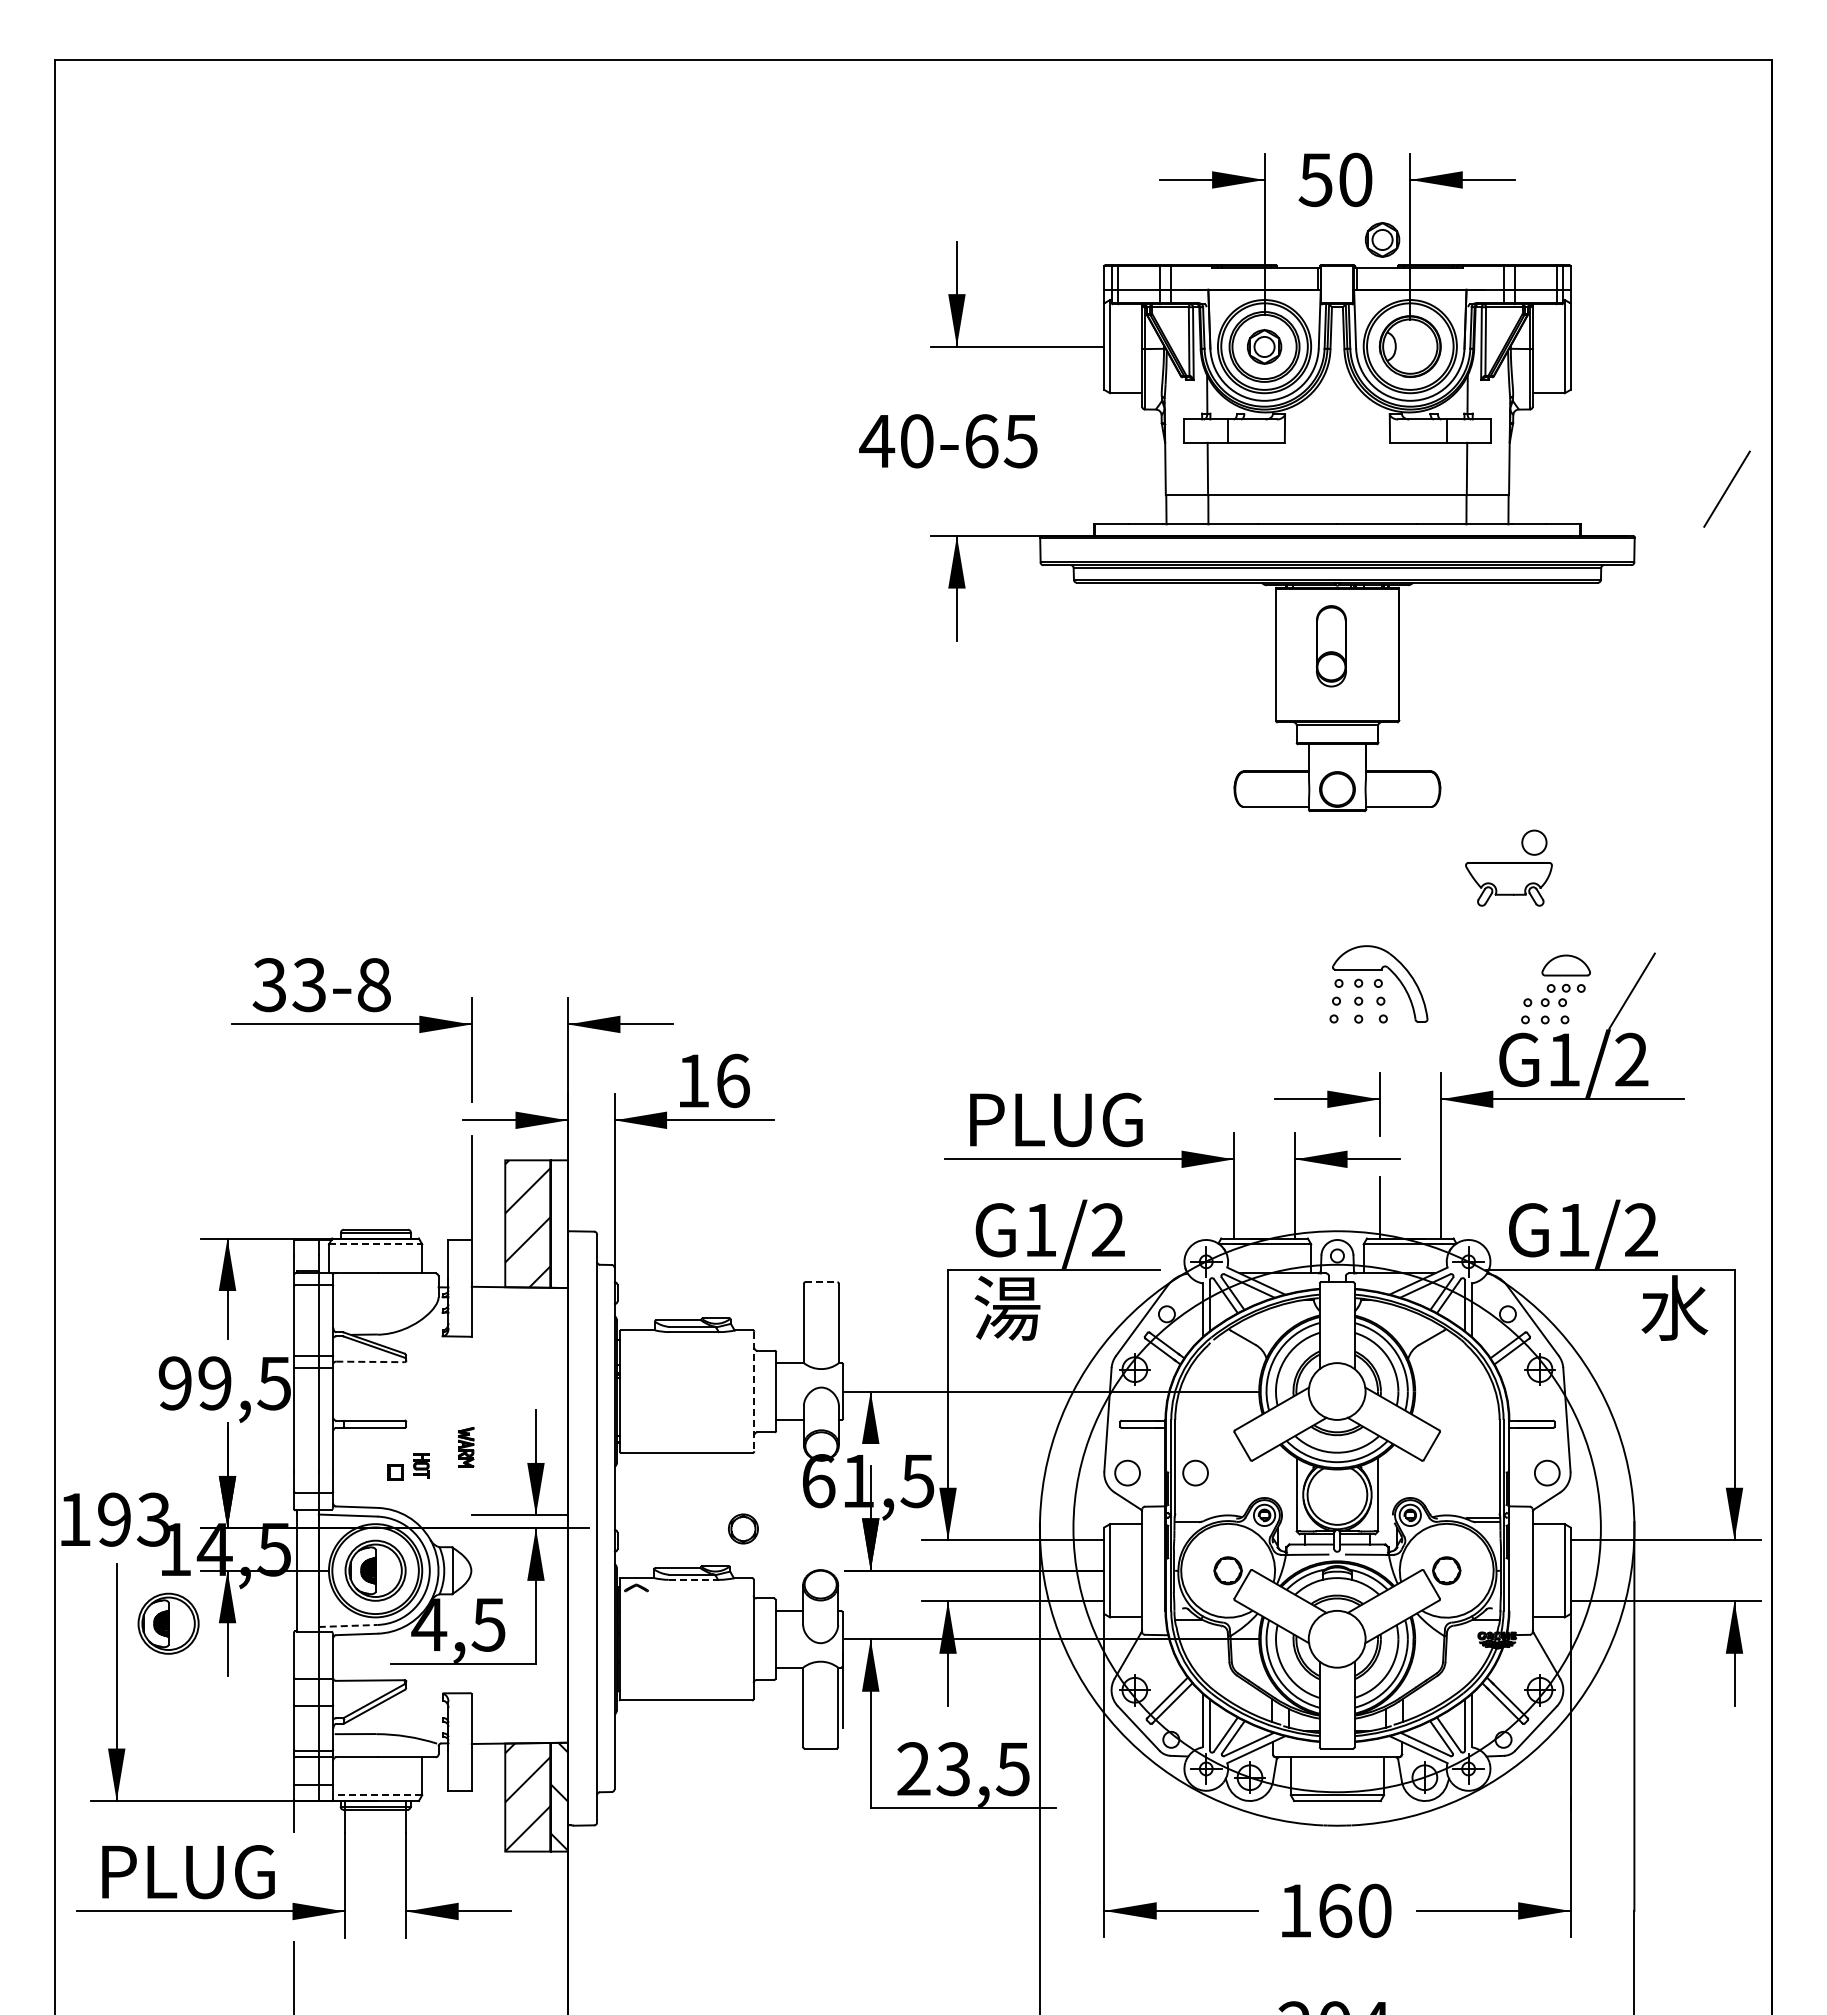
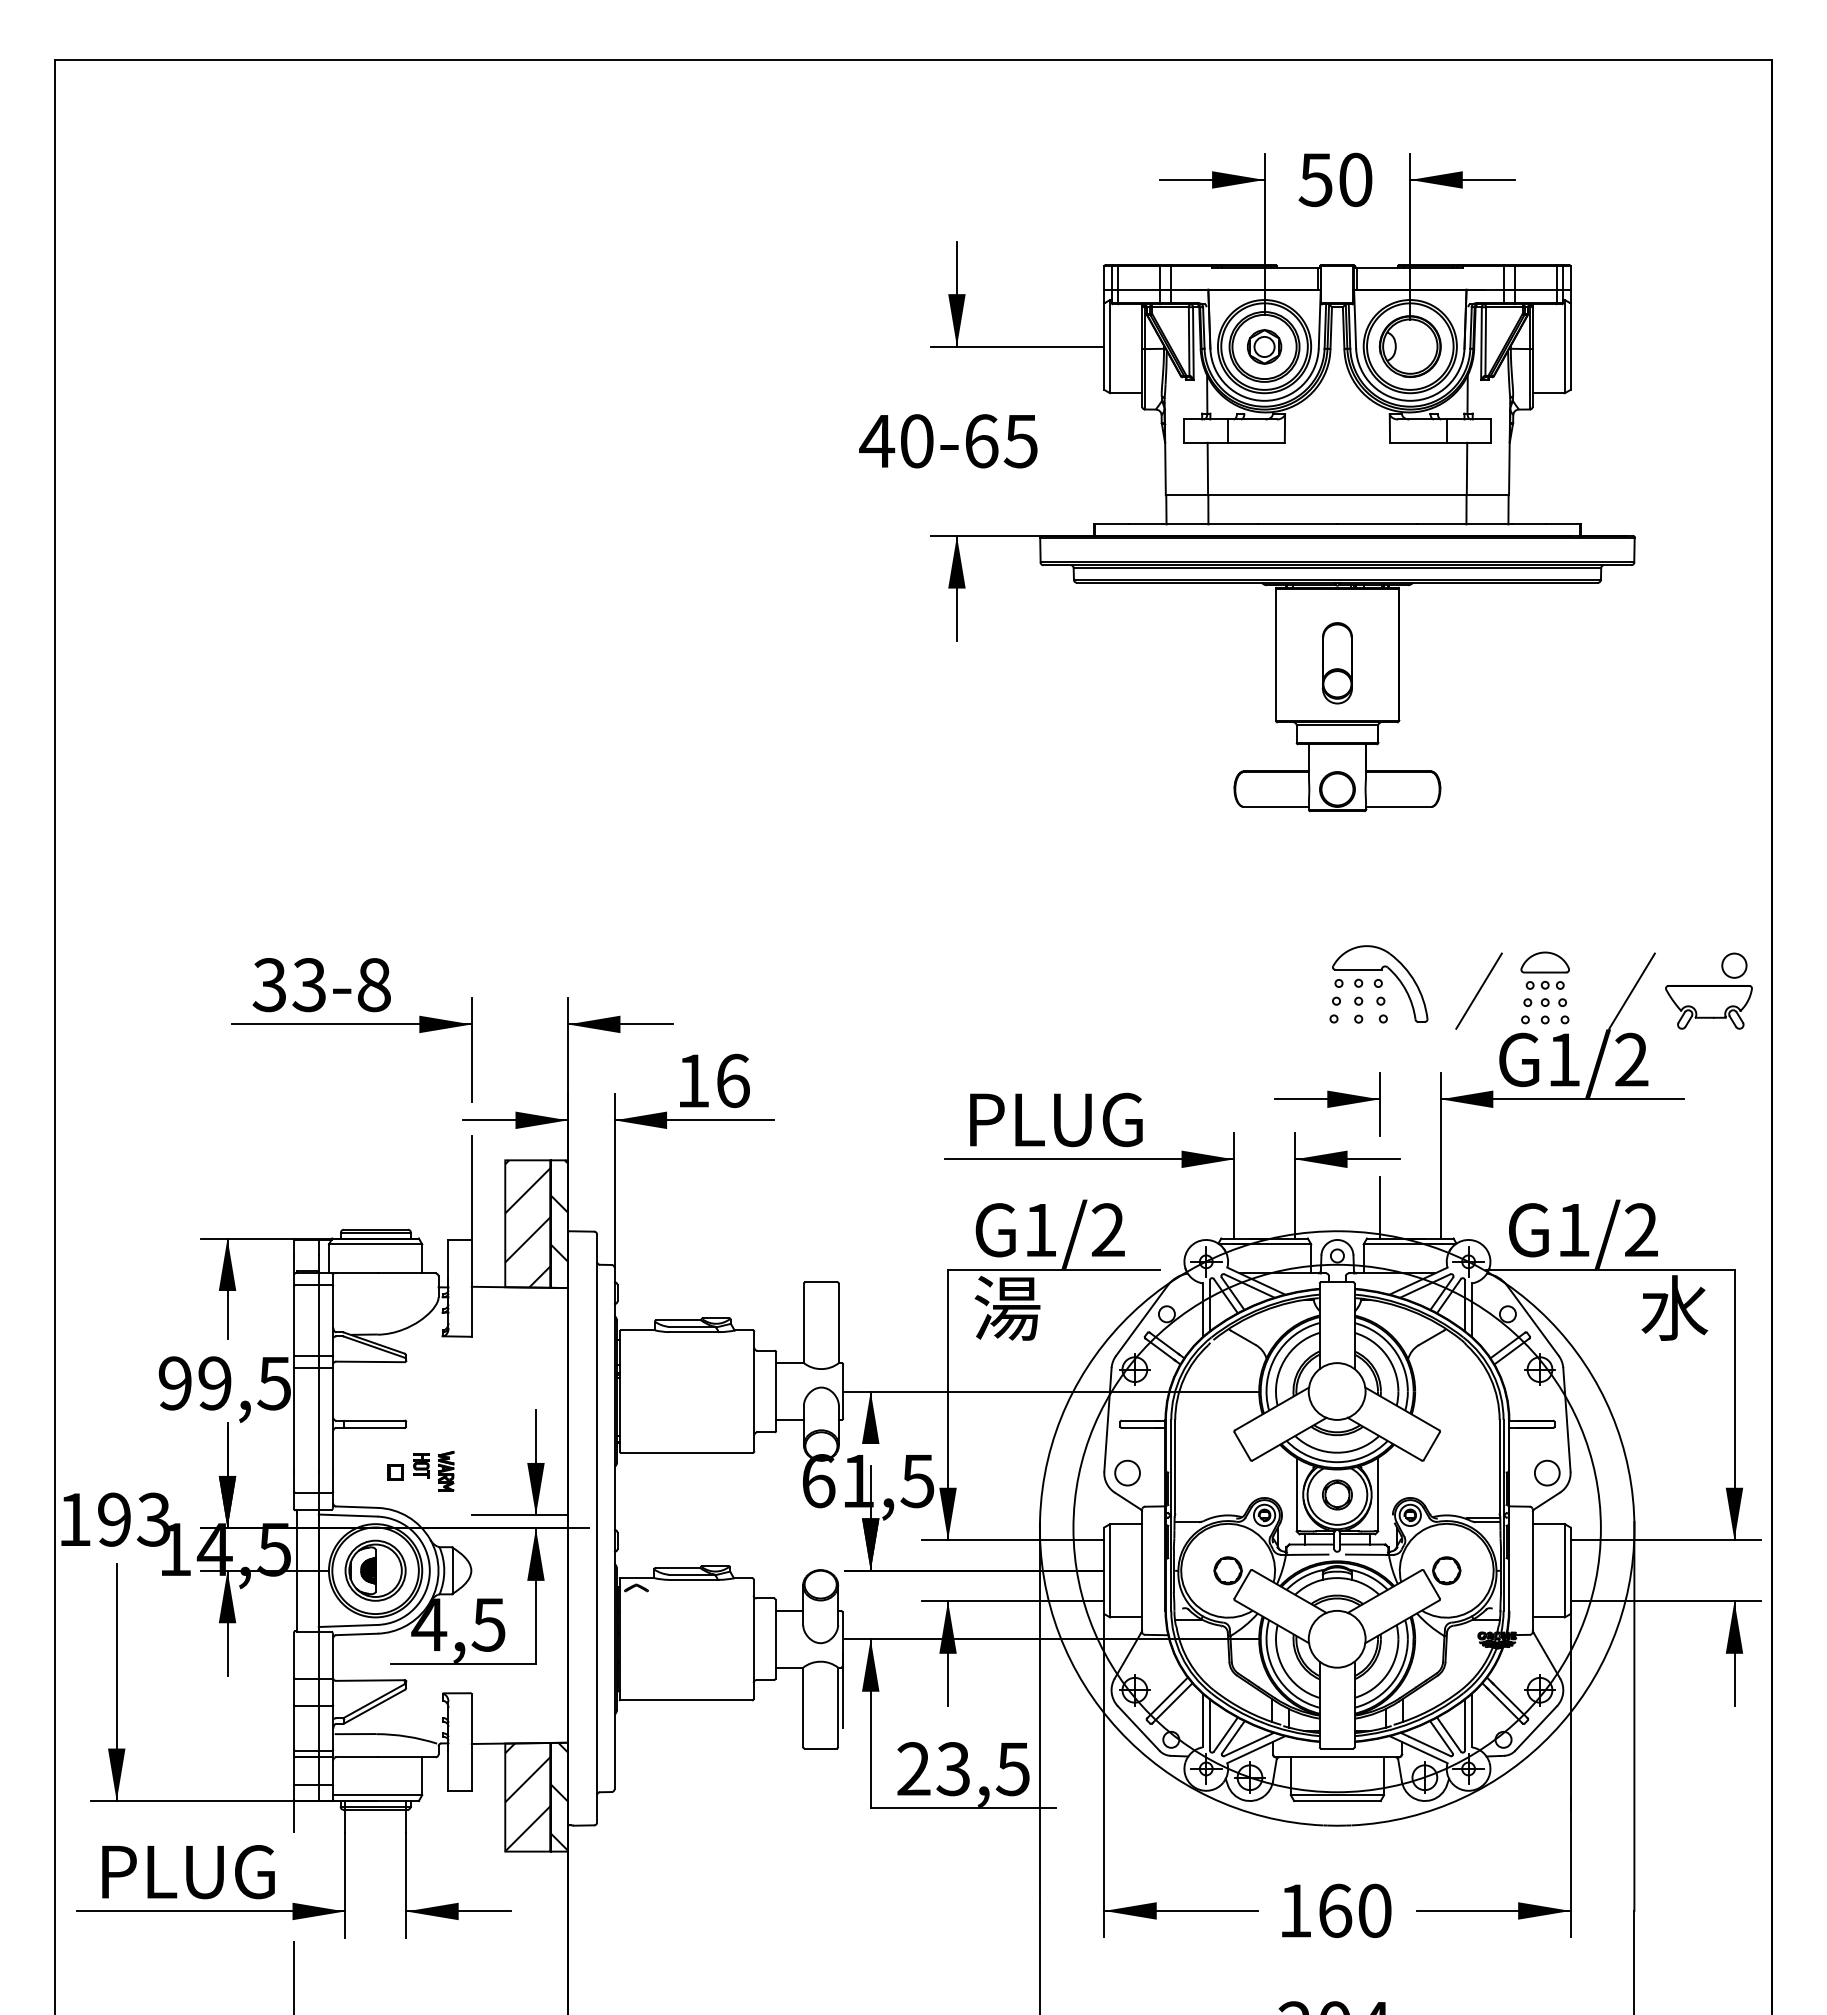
part: present -> none (1382, 239)
line position: (1726, 488) -> (1478, 990) (1478, 990)
part position: (1330, 646) -> (1336, 663) (1336, 663)
part position: (1508, 867) -> (1708, 990) (1708, 990)
part position: (1565, 973) -> (1544, 970) (1544, 970)
hatch: none -> present (558, 1210)
line: dashed -> solid (375, 1244)
line: dashed -> solid (821, 1282)
line: dashed -> solid (371, 1361)
line: dashed -> solid (754, 1391)
part position: (466, 1447) -> (446, 1471) (446, 1471)
circle: present -> none (1195, 1472)
part position: (743, 1528) -> (1337, 1494) (1337, 1494)
line: dashed -> solid (694, 1579)
part: present -> none (168, 1623)
line: dashed -> solid (348, 1625)
line: dashed -> solid (377, 1795)
